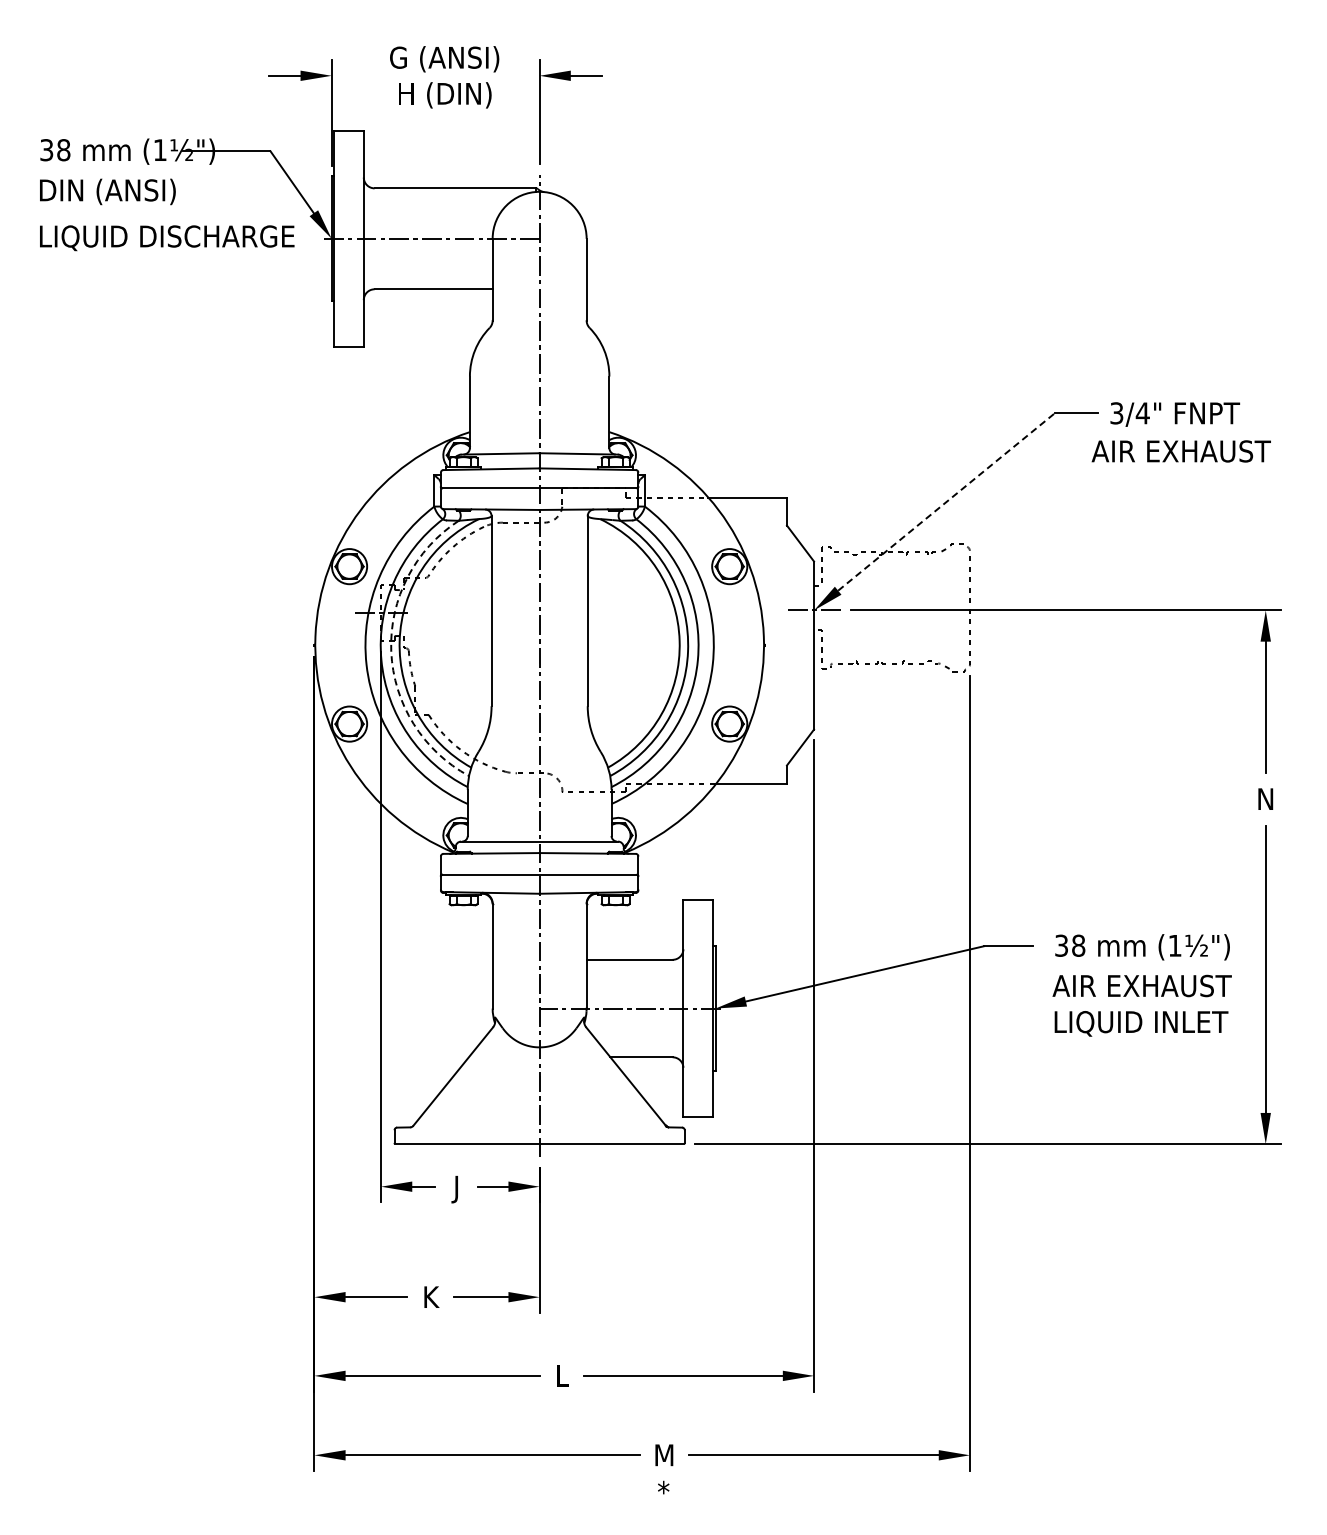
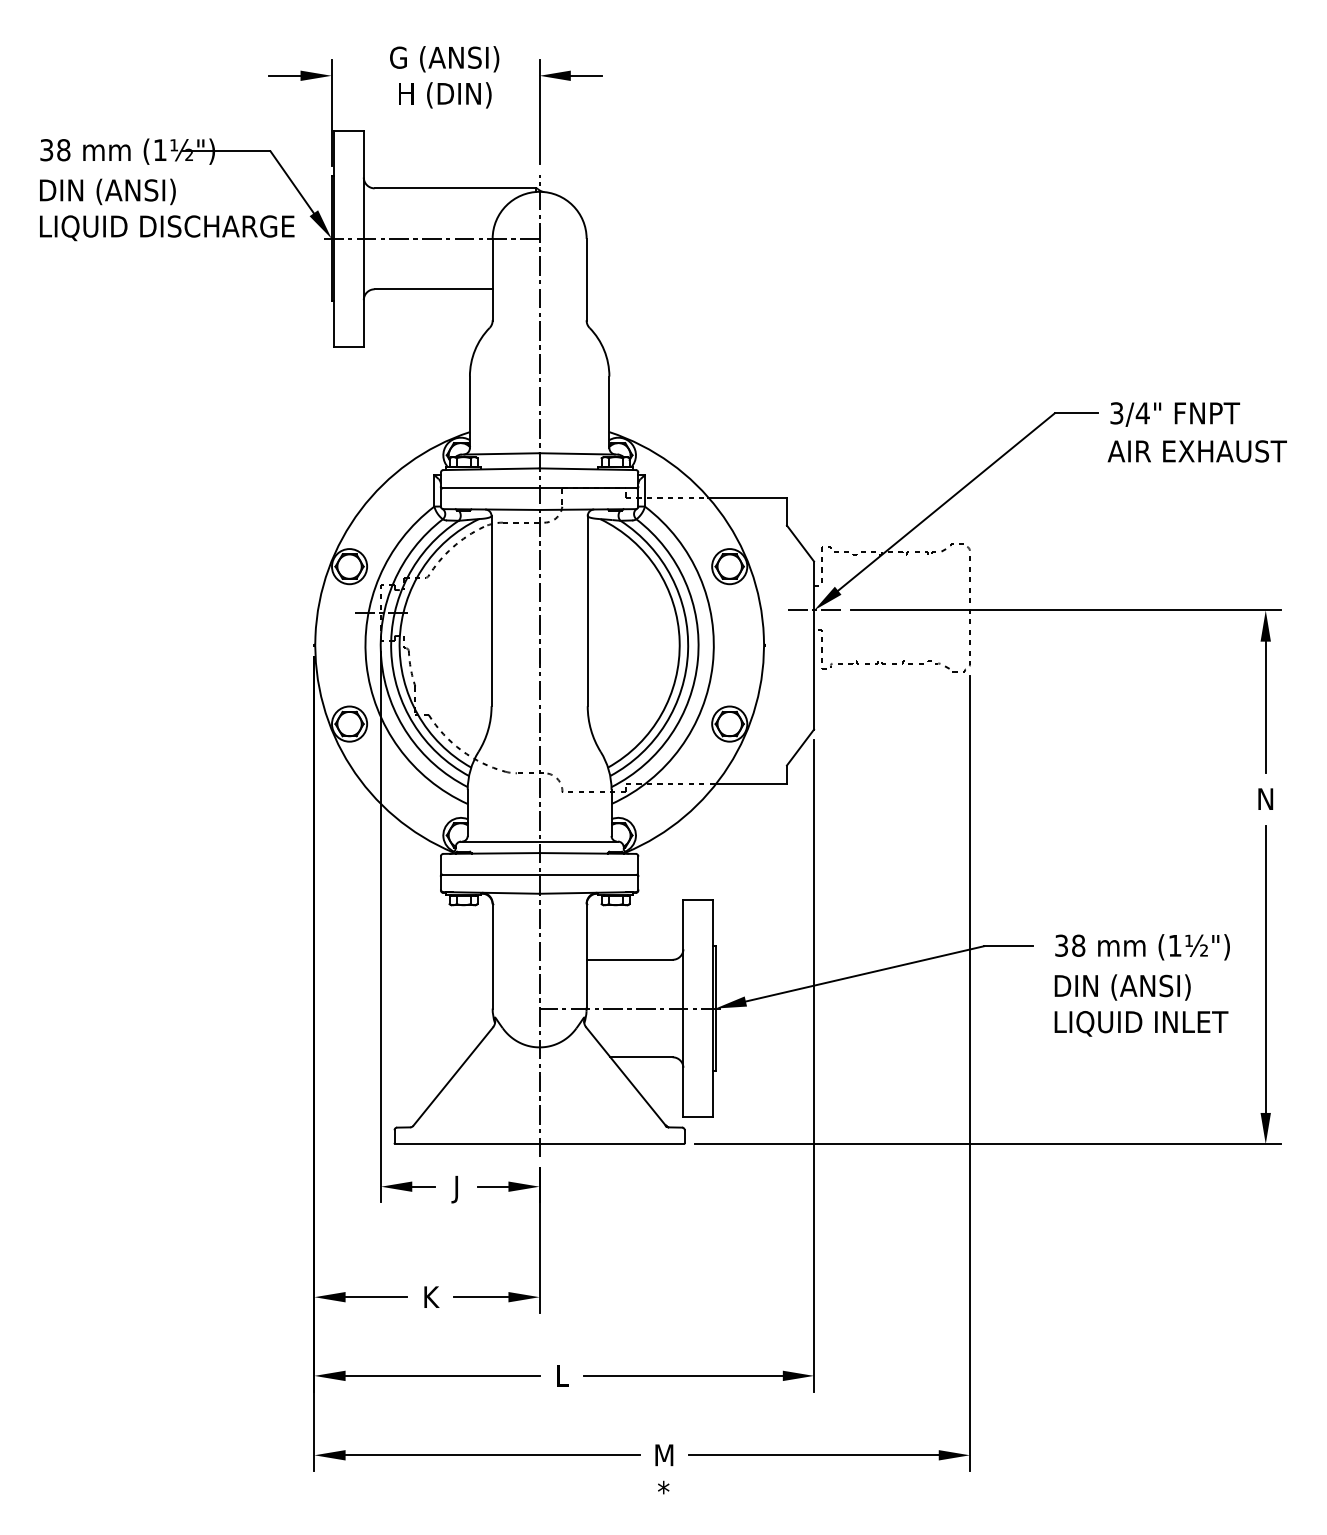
text position: (167, 238) -> (167, 228) (167, 228)
text position: (1180, 451) -> (1196, 451) (1196, 451)
line: dashed -> solid (946, 502)
arc: dashed -> solid (391, 651)
text: AIR EXHAUST -> DIN (ANSI) (1141, 987)
